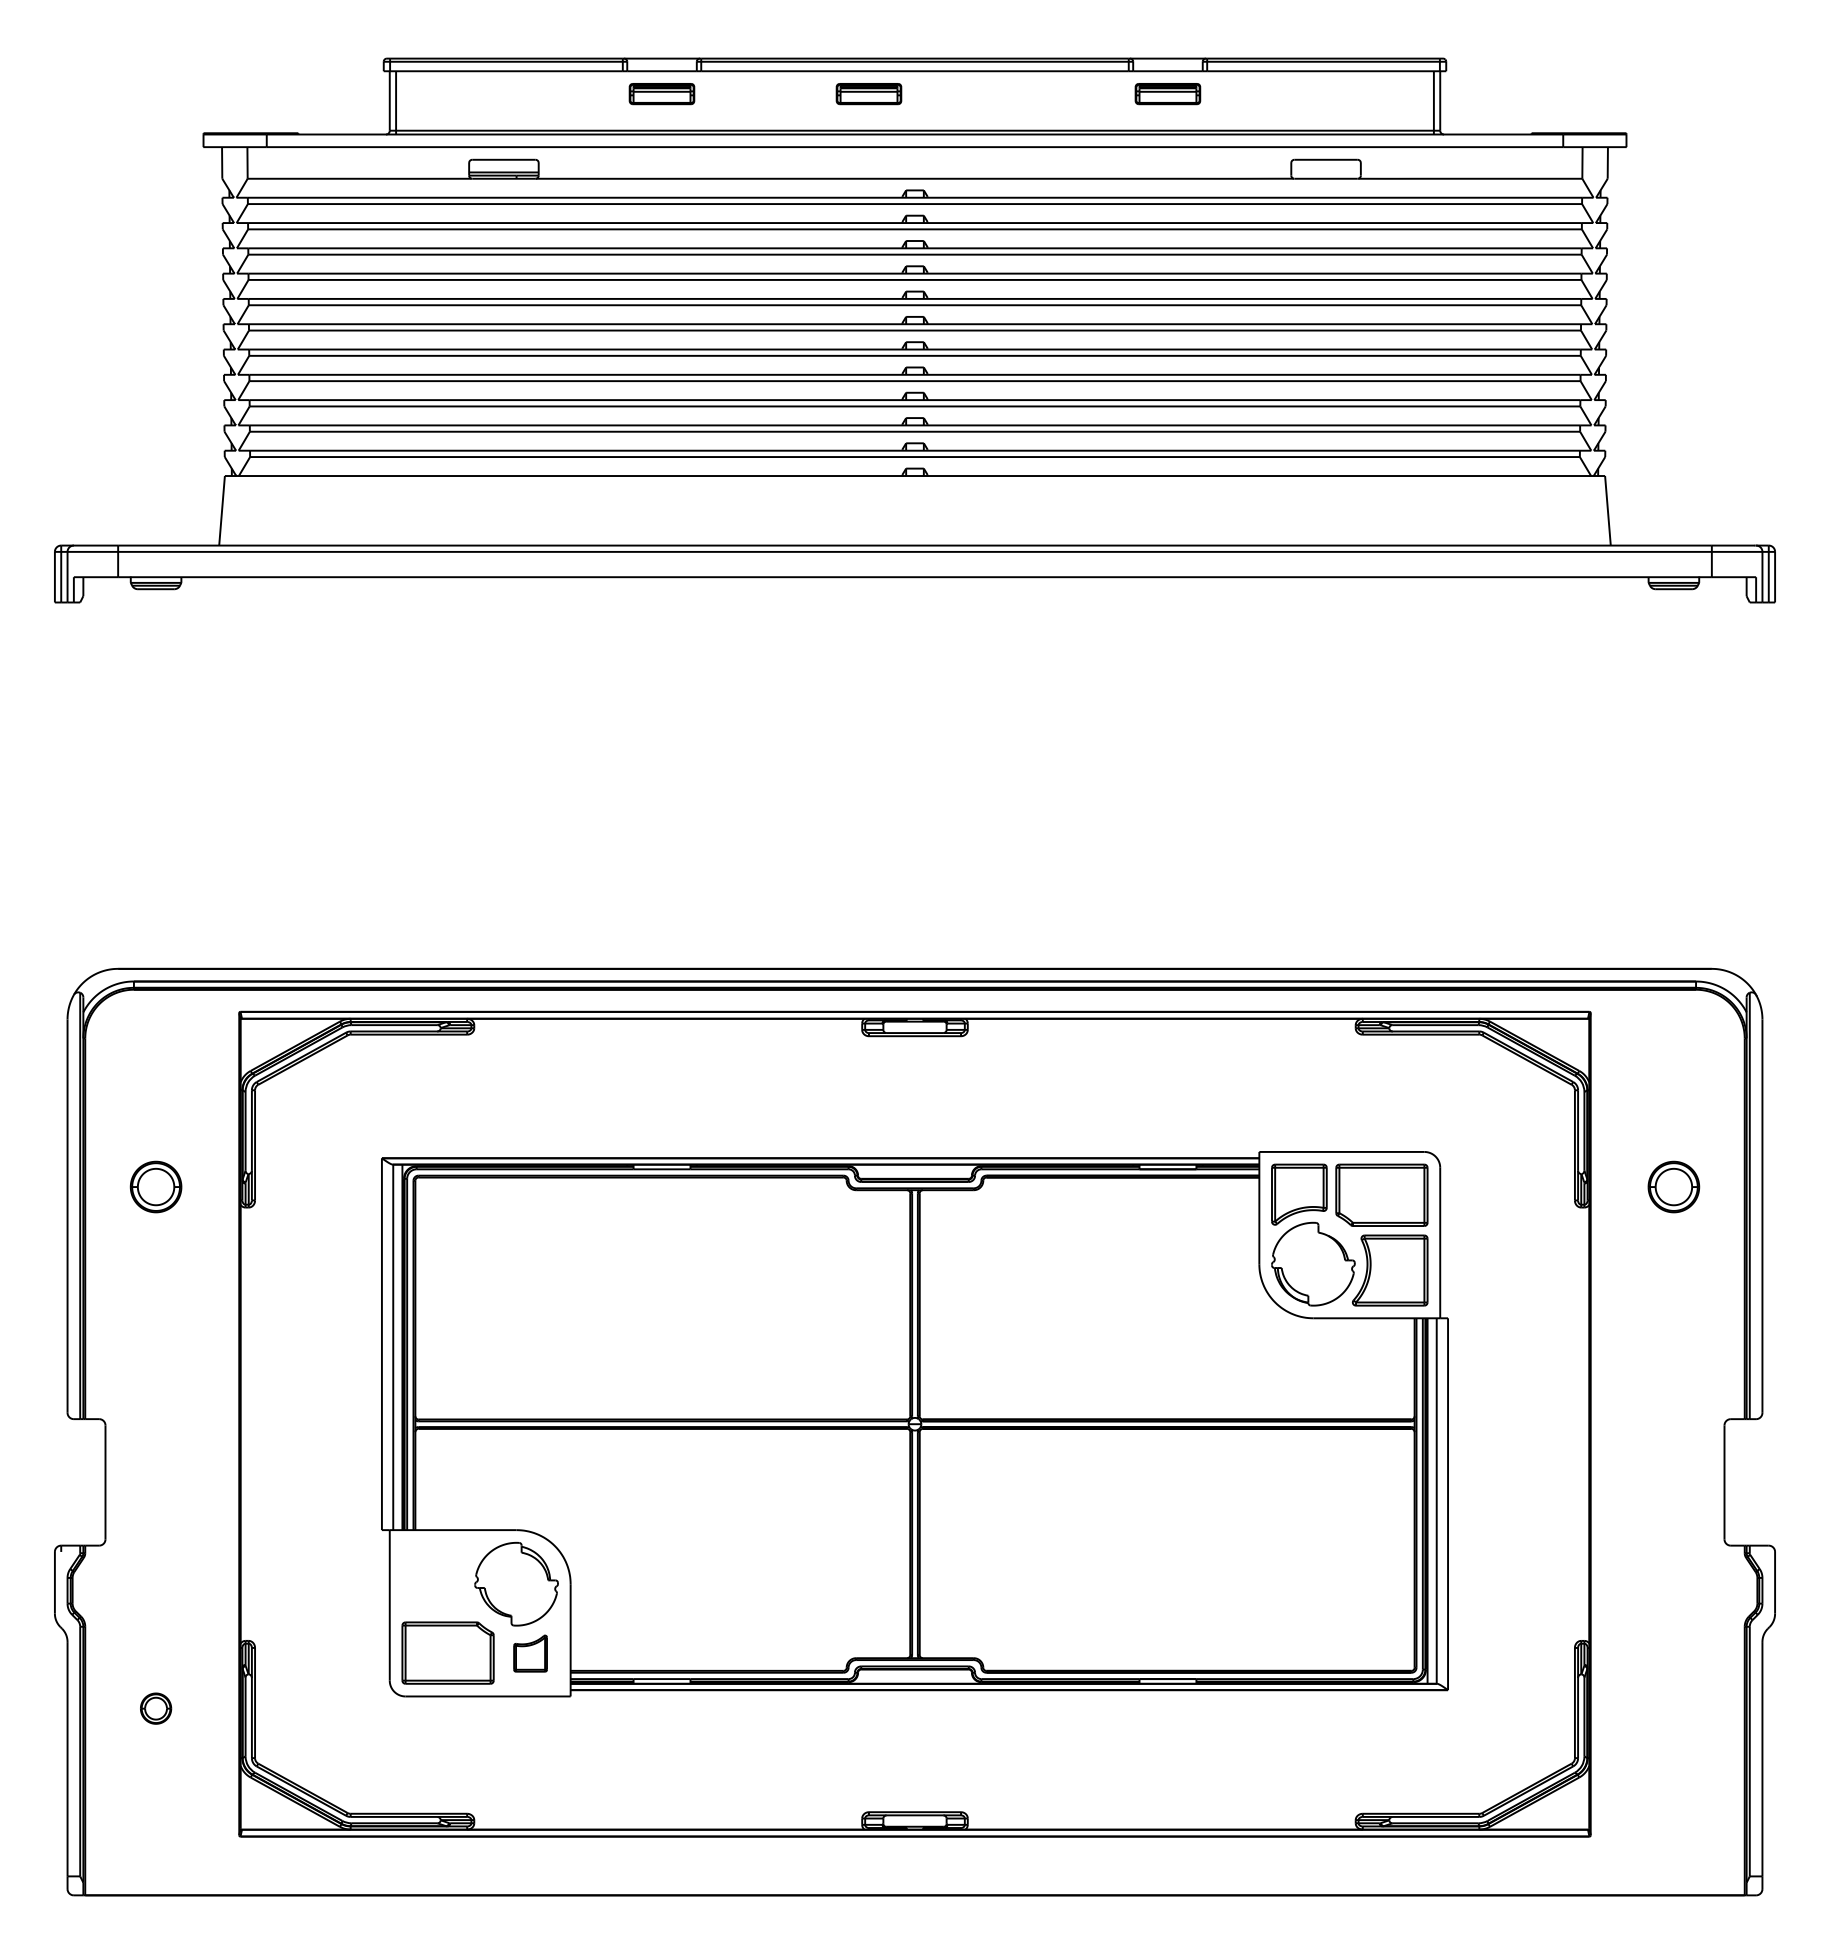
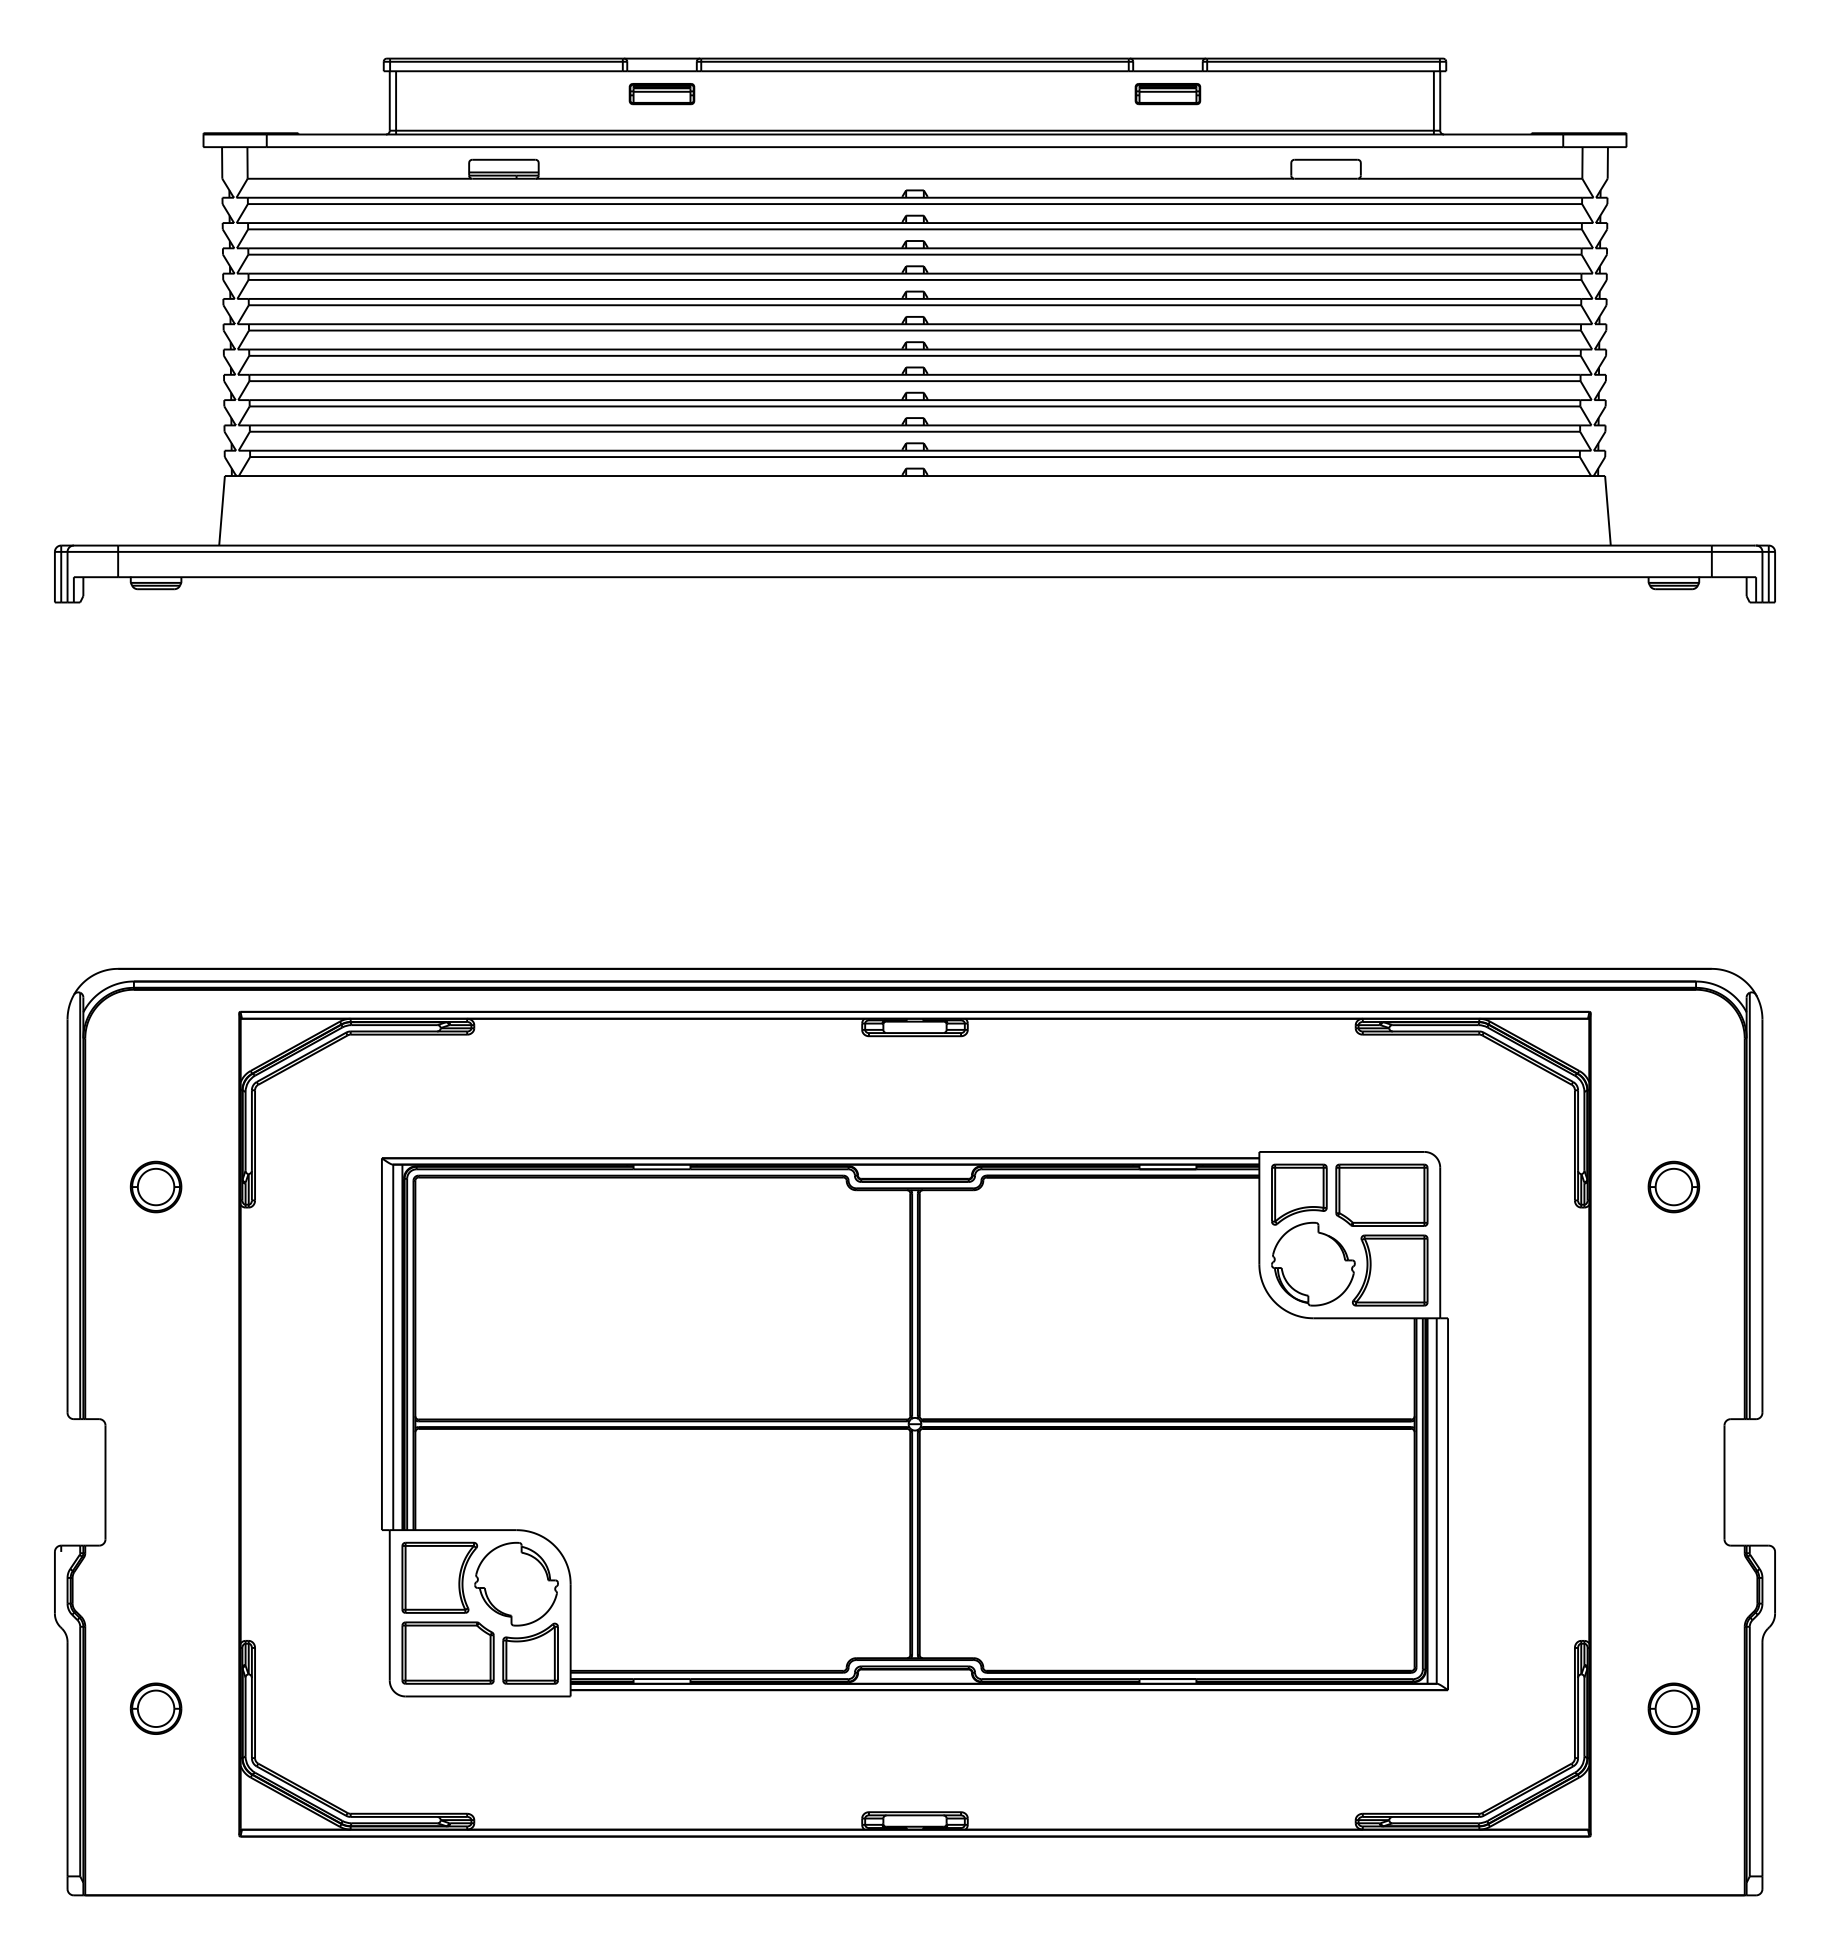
part: present -> none (868, 94)
part: none -> present (439, 1577)
part size: 35x39 px -> 57x63 px (530, 1653)
part size: 33x33 px -> 54x53 px (155, 1708)
part: none -> present (1673, 1708)
